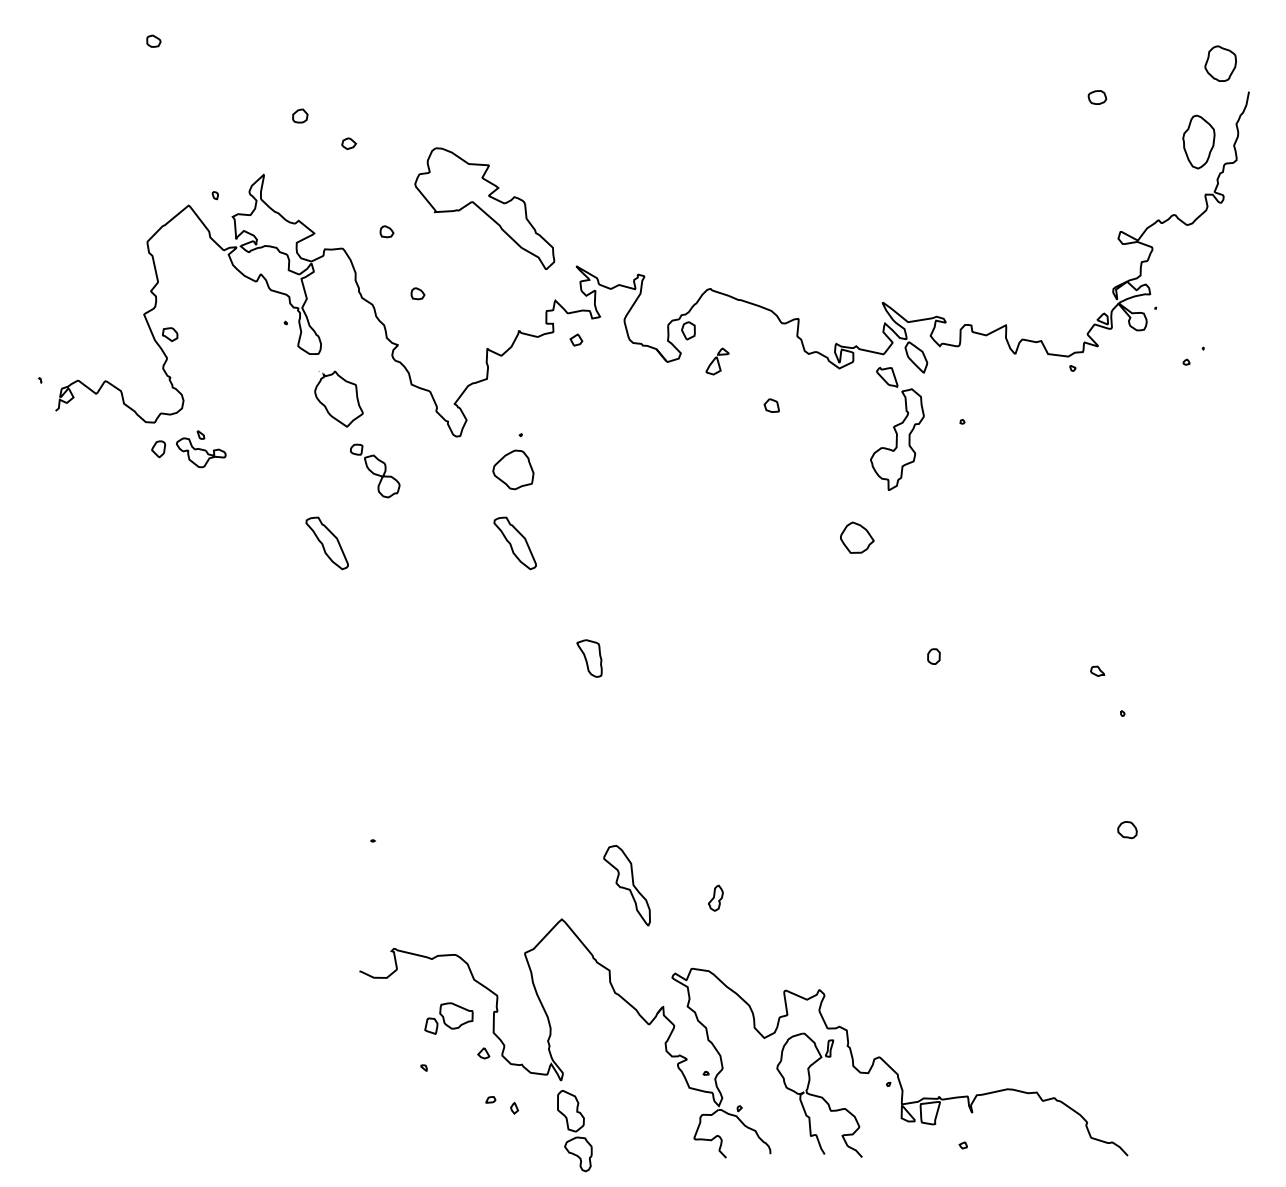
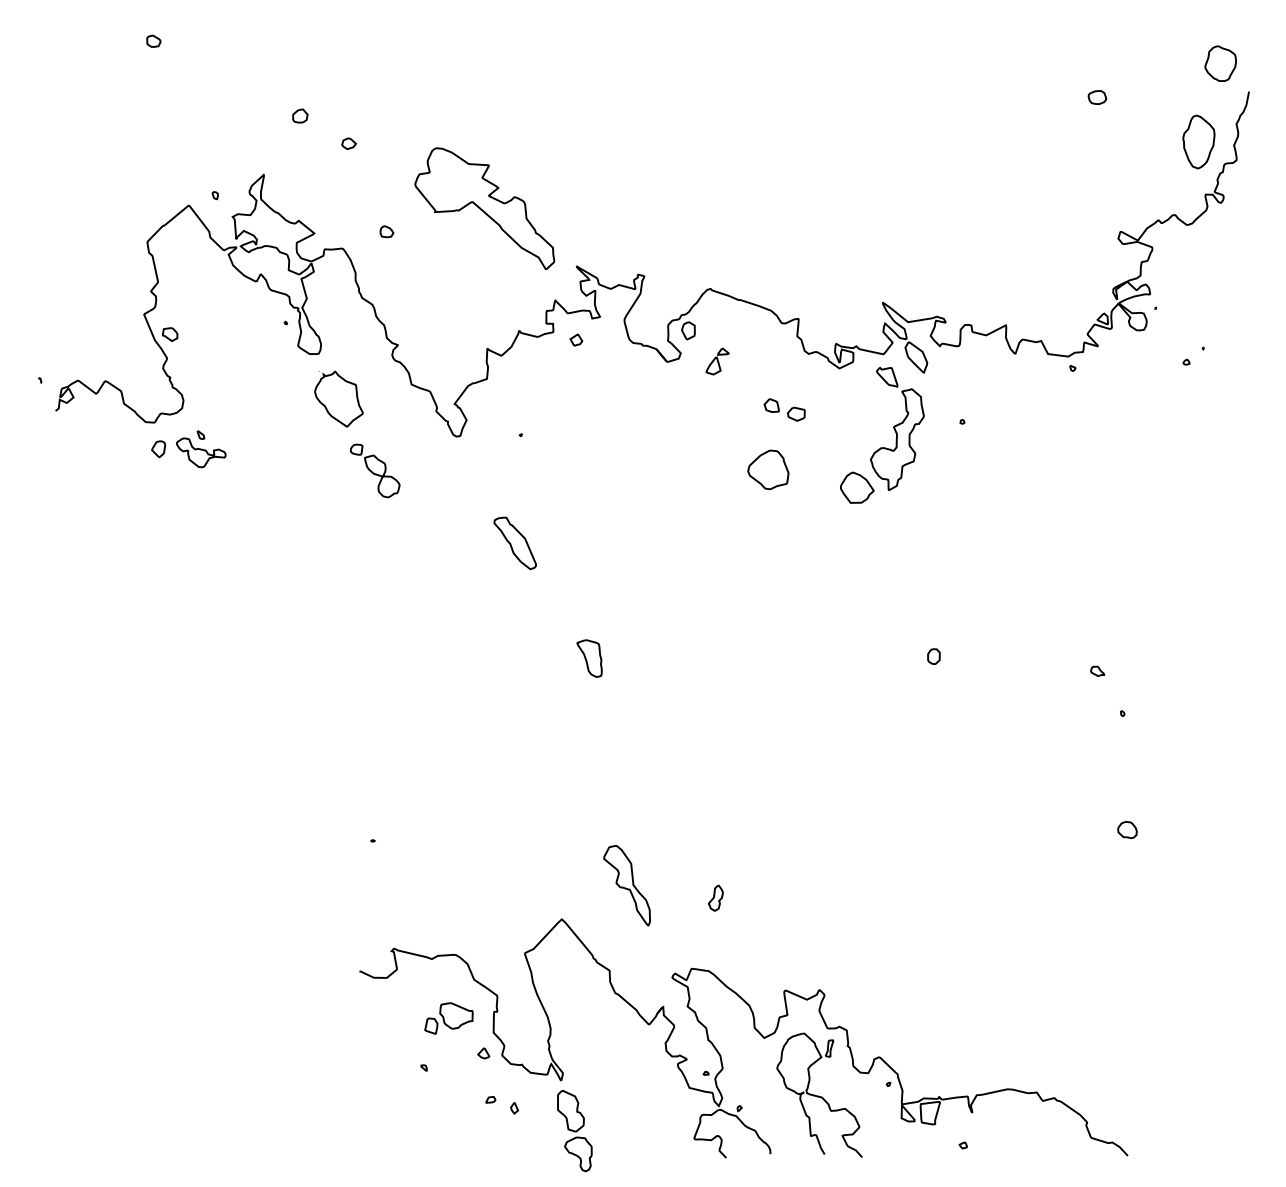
part: present -> none (417, 293)
part: none -> present (796, 413)
part position: (513, 469) -> (768, 469) (768, 469)
part position: (857, 537) -> (857, 487) (857, 487)
part: present -> none (326, 543)
